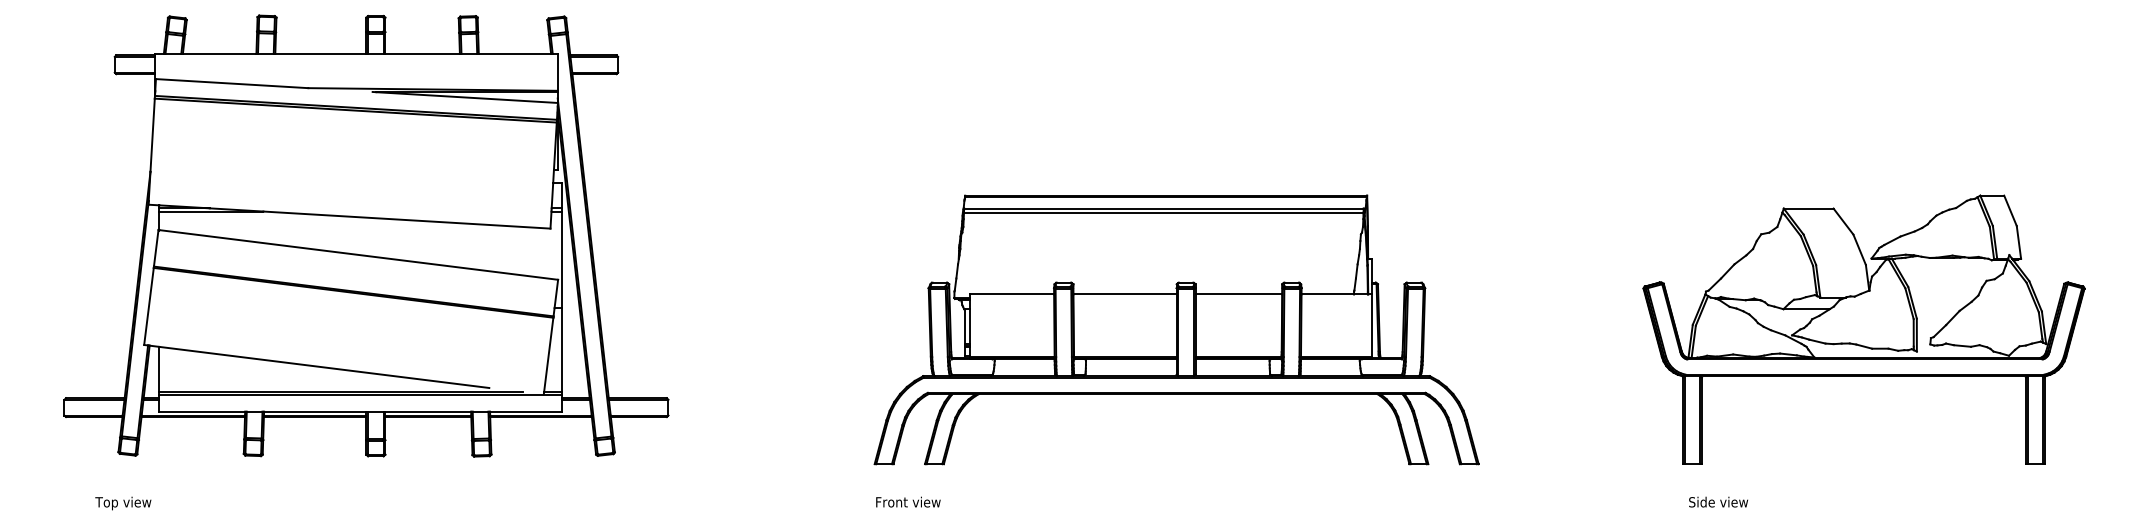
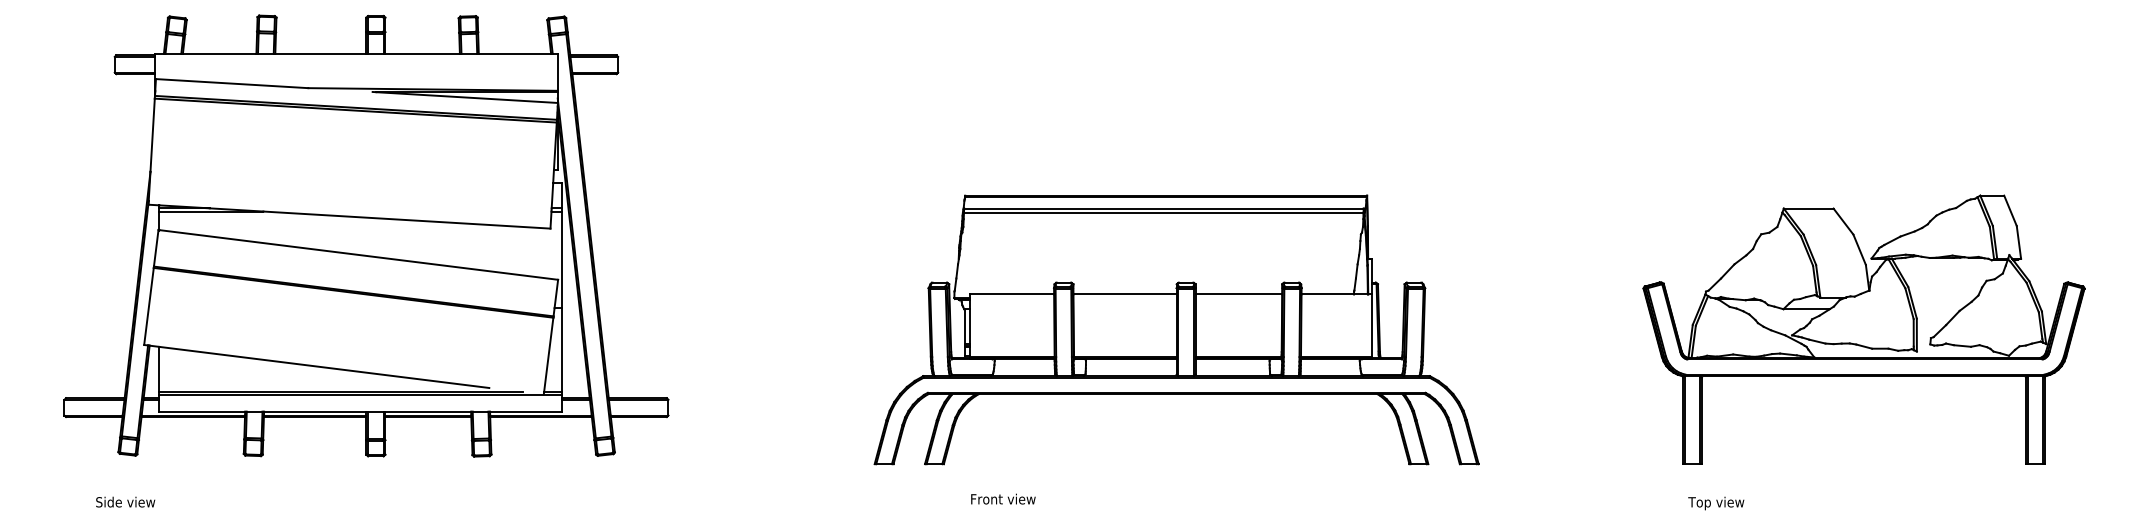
text position: (908, 501) -> (1003, 498) (1003, 498)
text: Top view -> Side view (125, 503)
text: Side view -> Top view (1718, 503)
